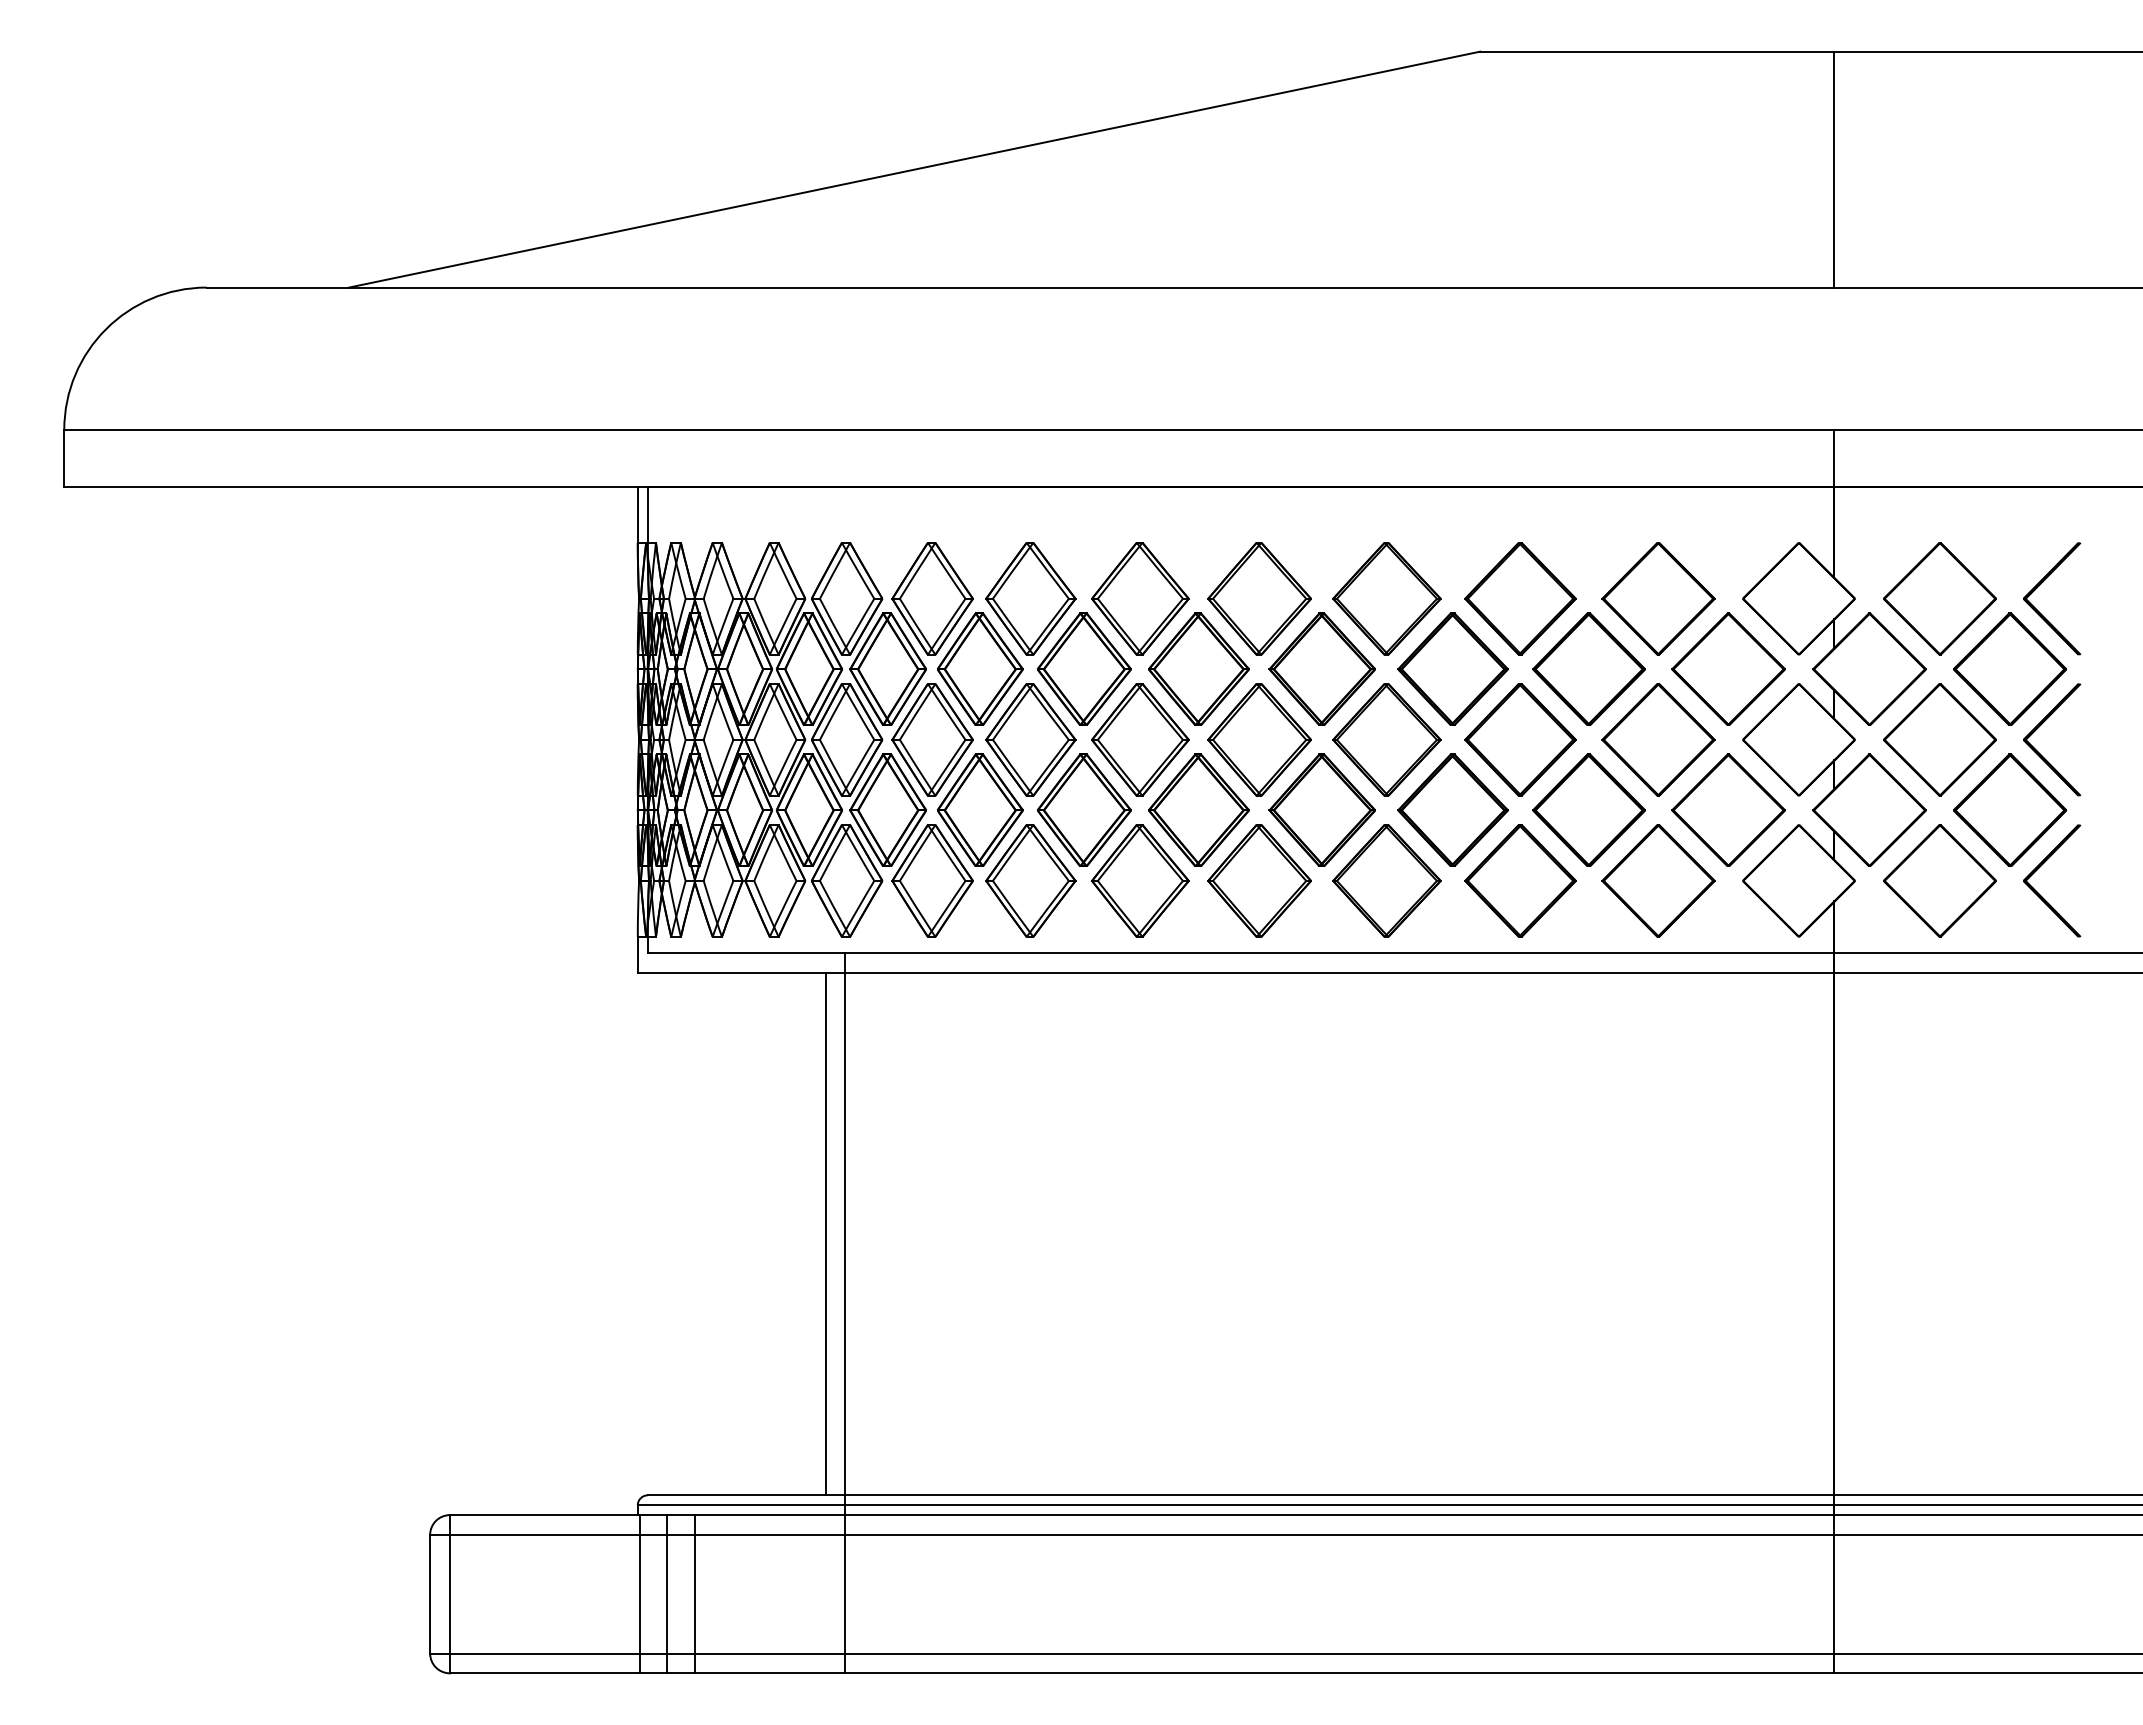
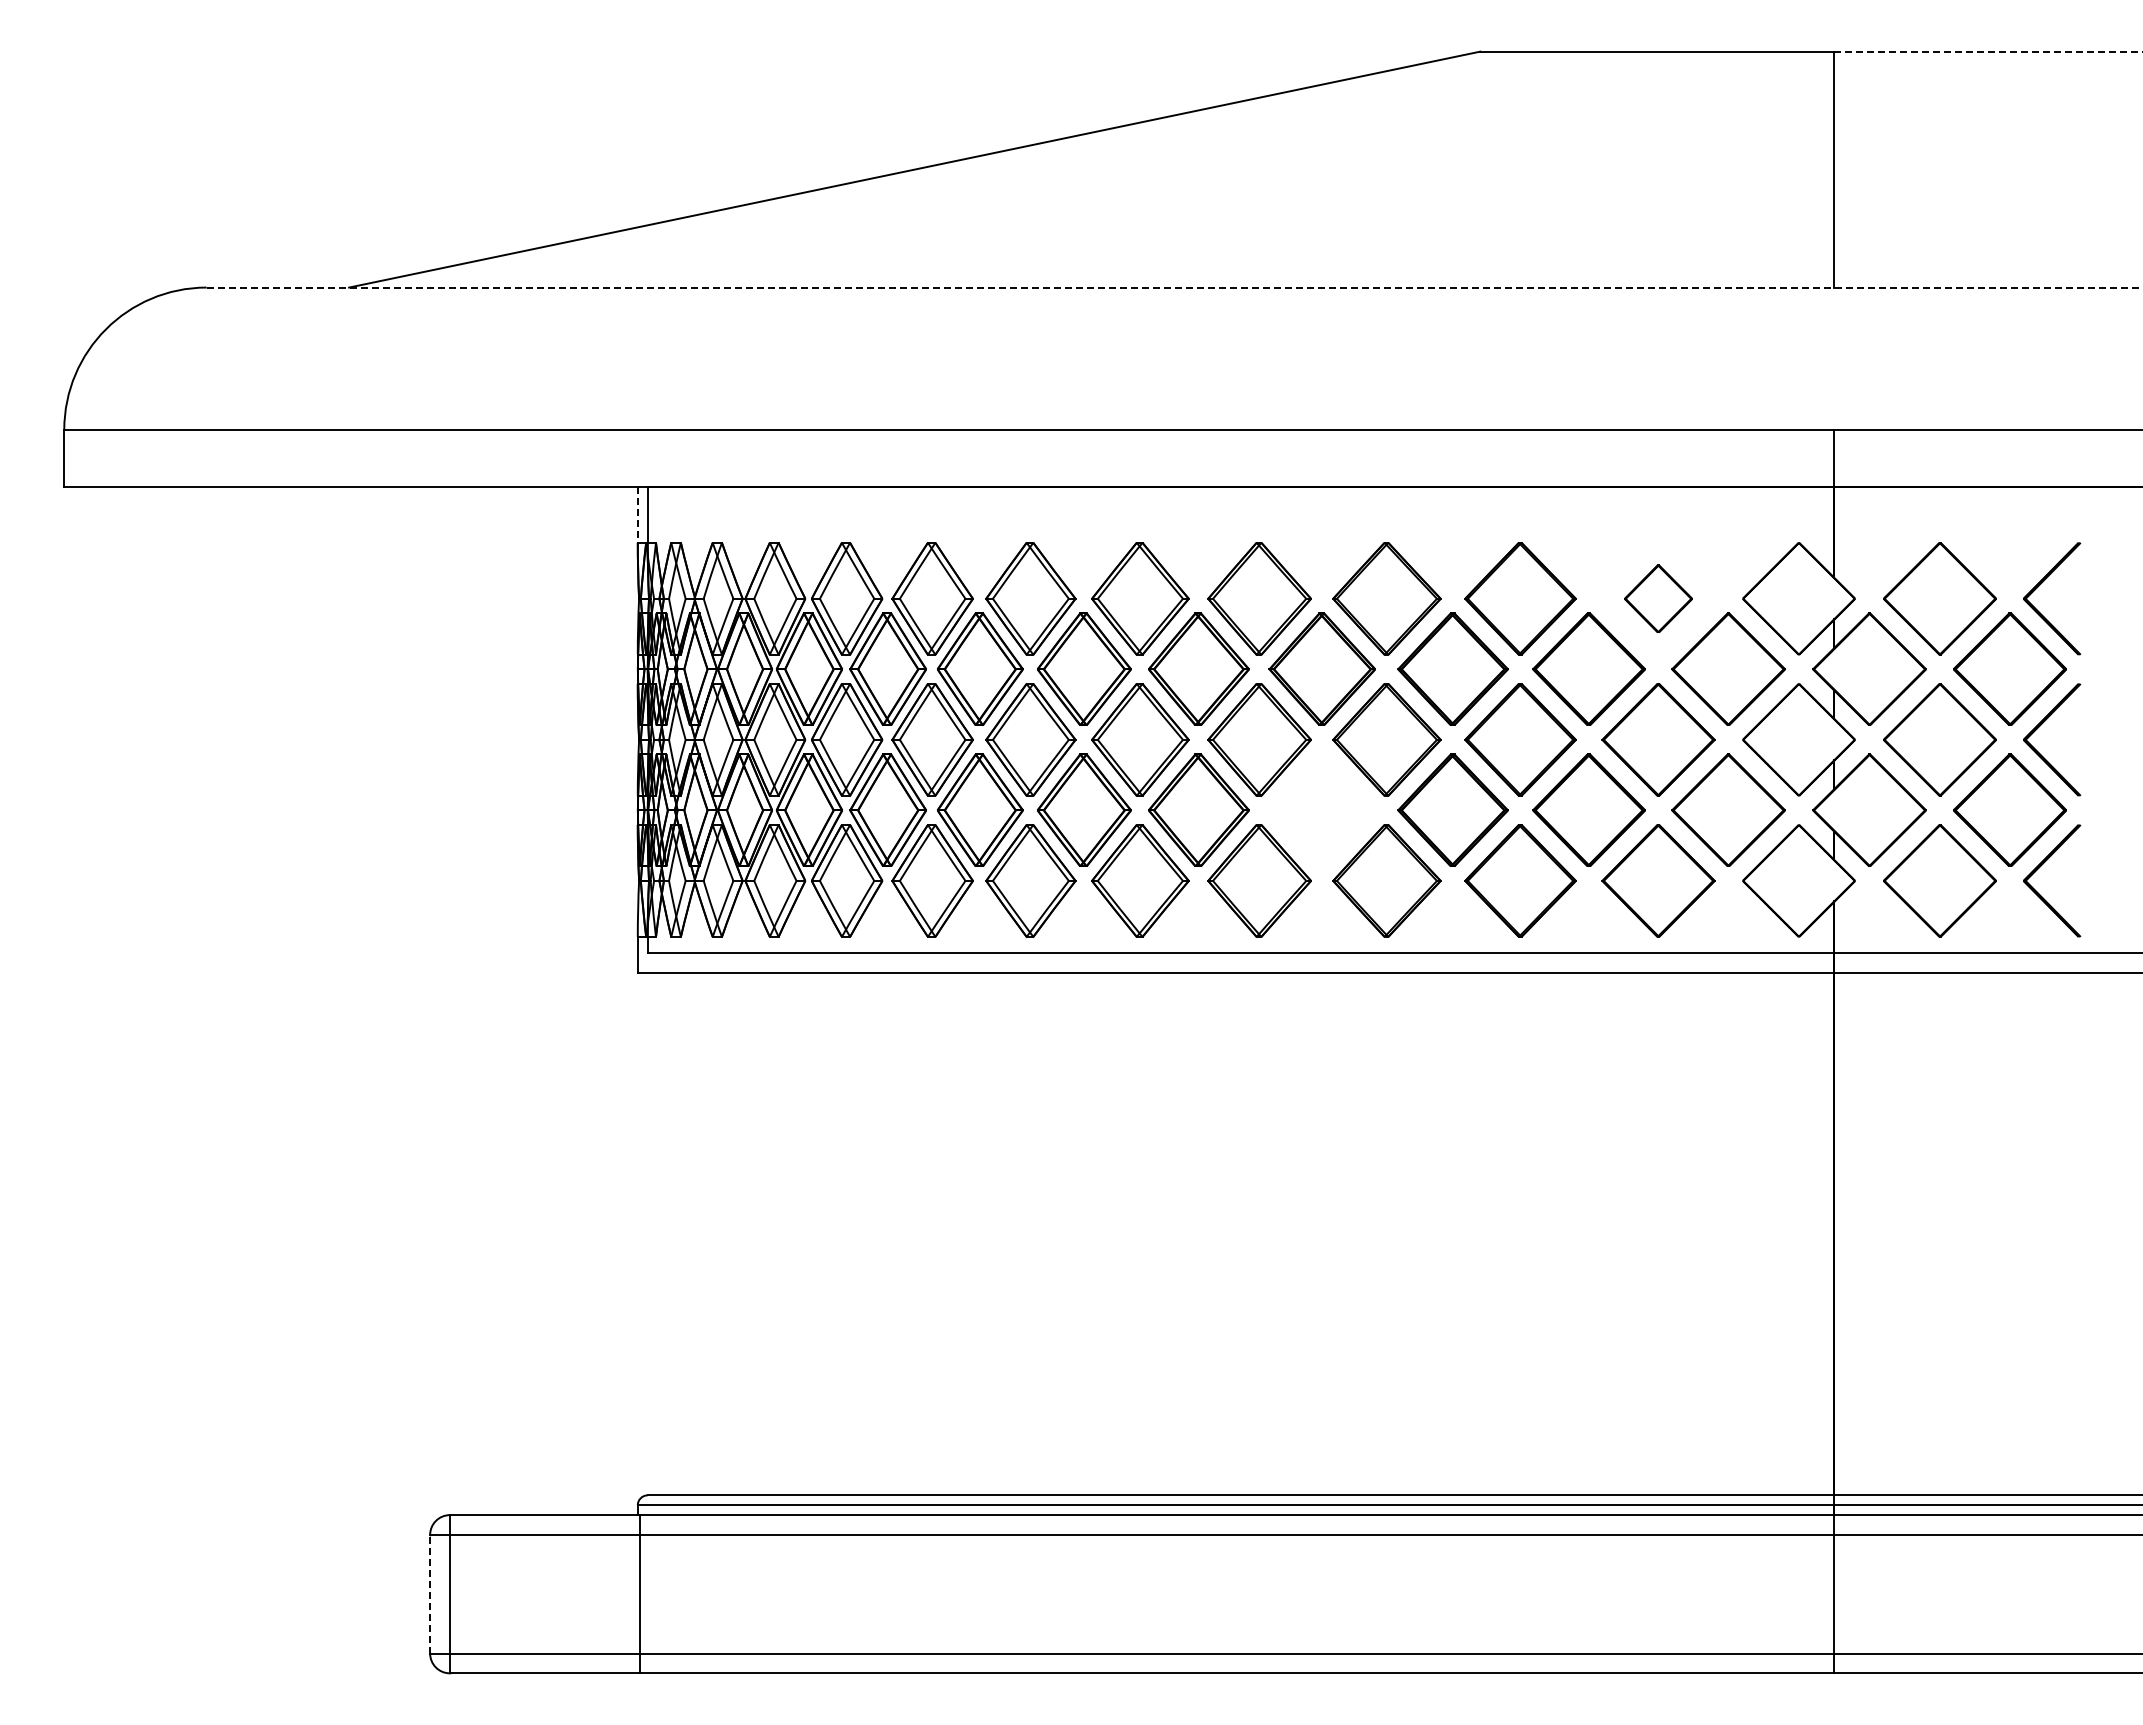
line: solid -> dashed (1988, 51)
line: solid -> dashed (1174, 287)
line: solid -> dashed (637, 515)
part size: 115x114 px -> 69x69 px (1658, 598)
part: present -> none (1321, 809)
line: present -> none (825, 1234)
line: present -> none (845, 1313)
line: solid -> dashed (430, 1593)
line: present -> none (667, 1594)
line: present -> none (695, 1594)
